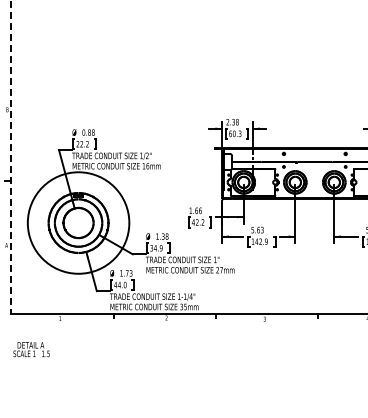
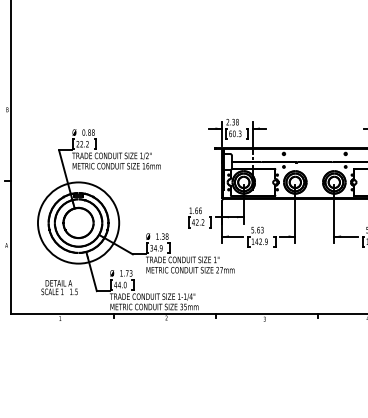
line: dashed -> solid (11, 157)
circle diameter: 102 px -> 81 px (78, 222)
text position: (31, 349) -> (59, 287) (59, 287)
